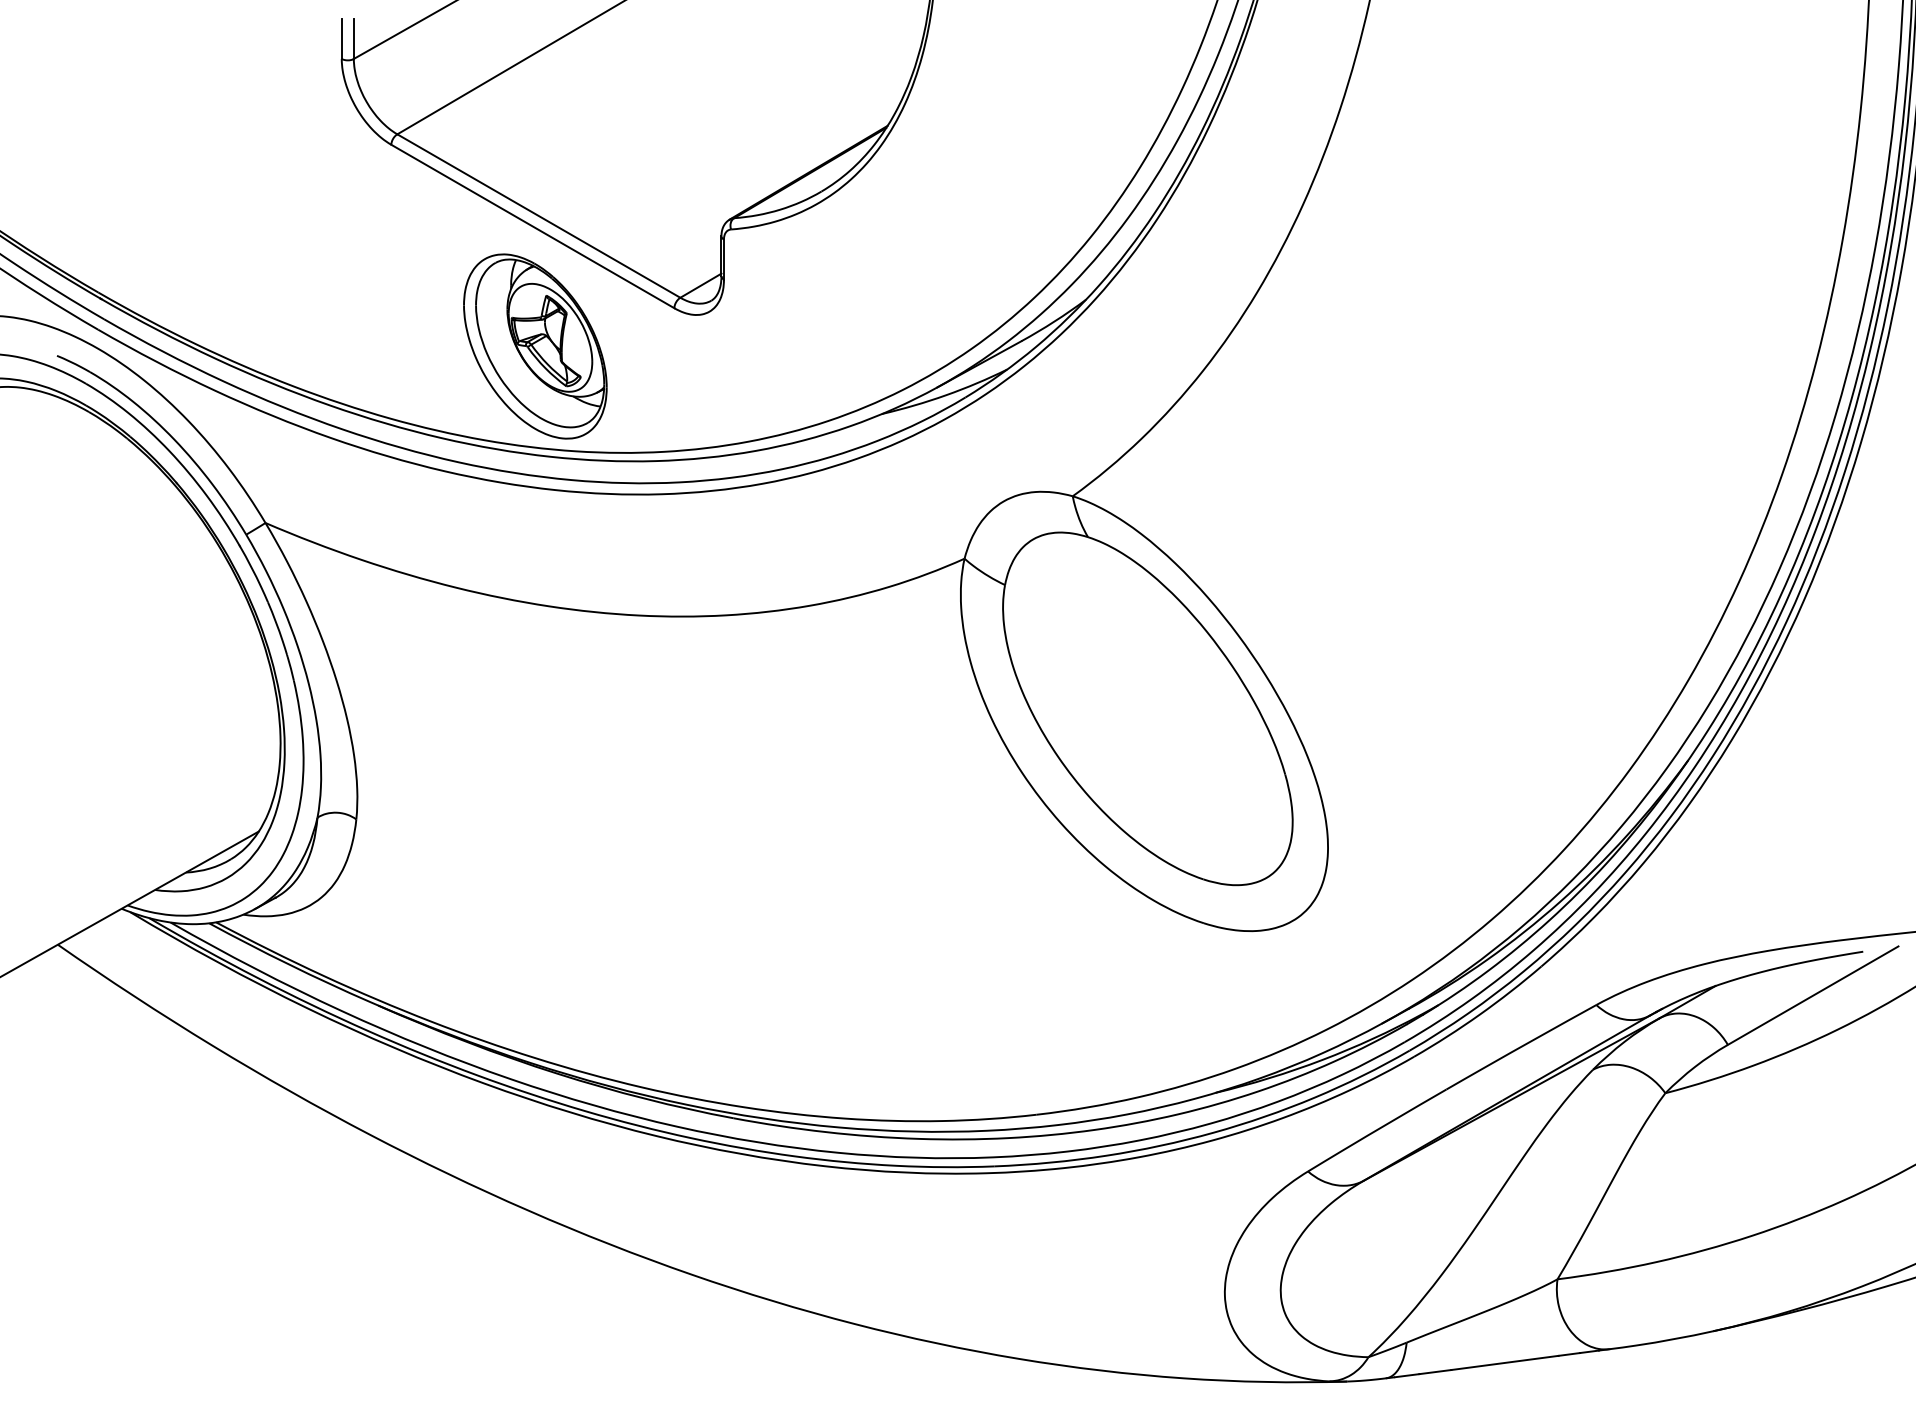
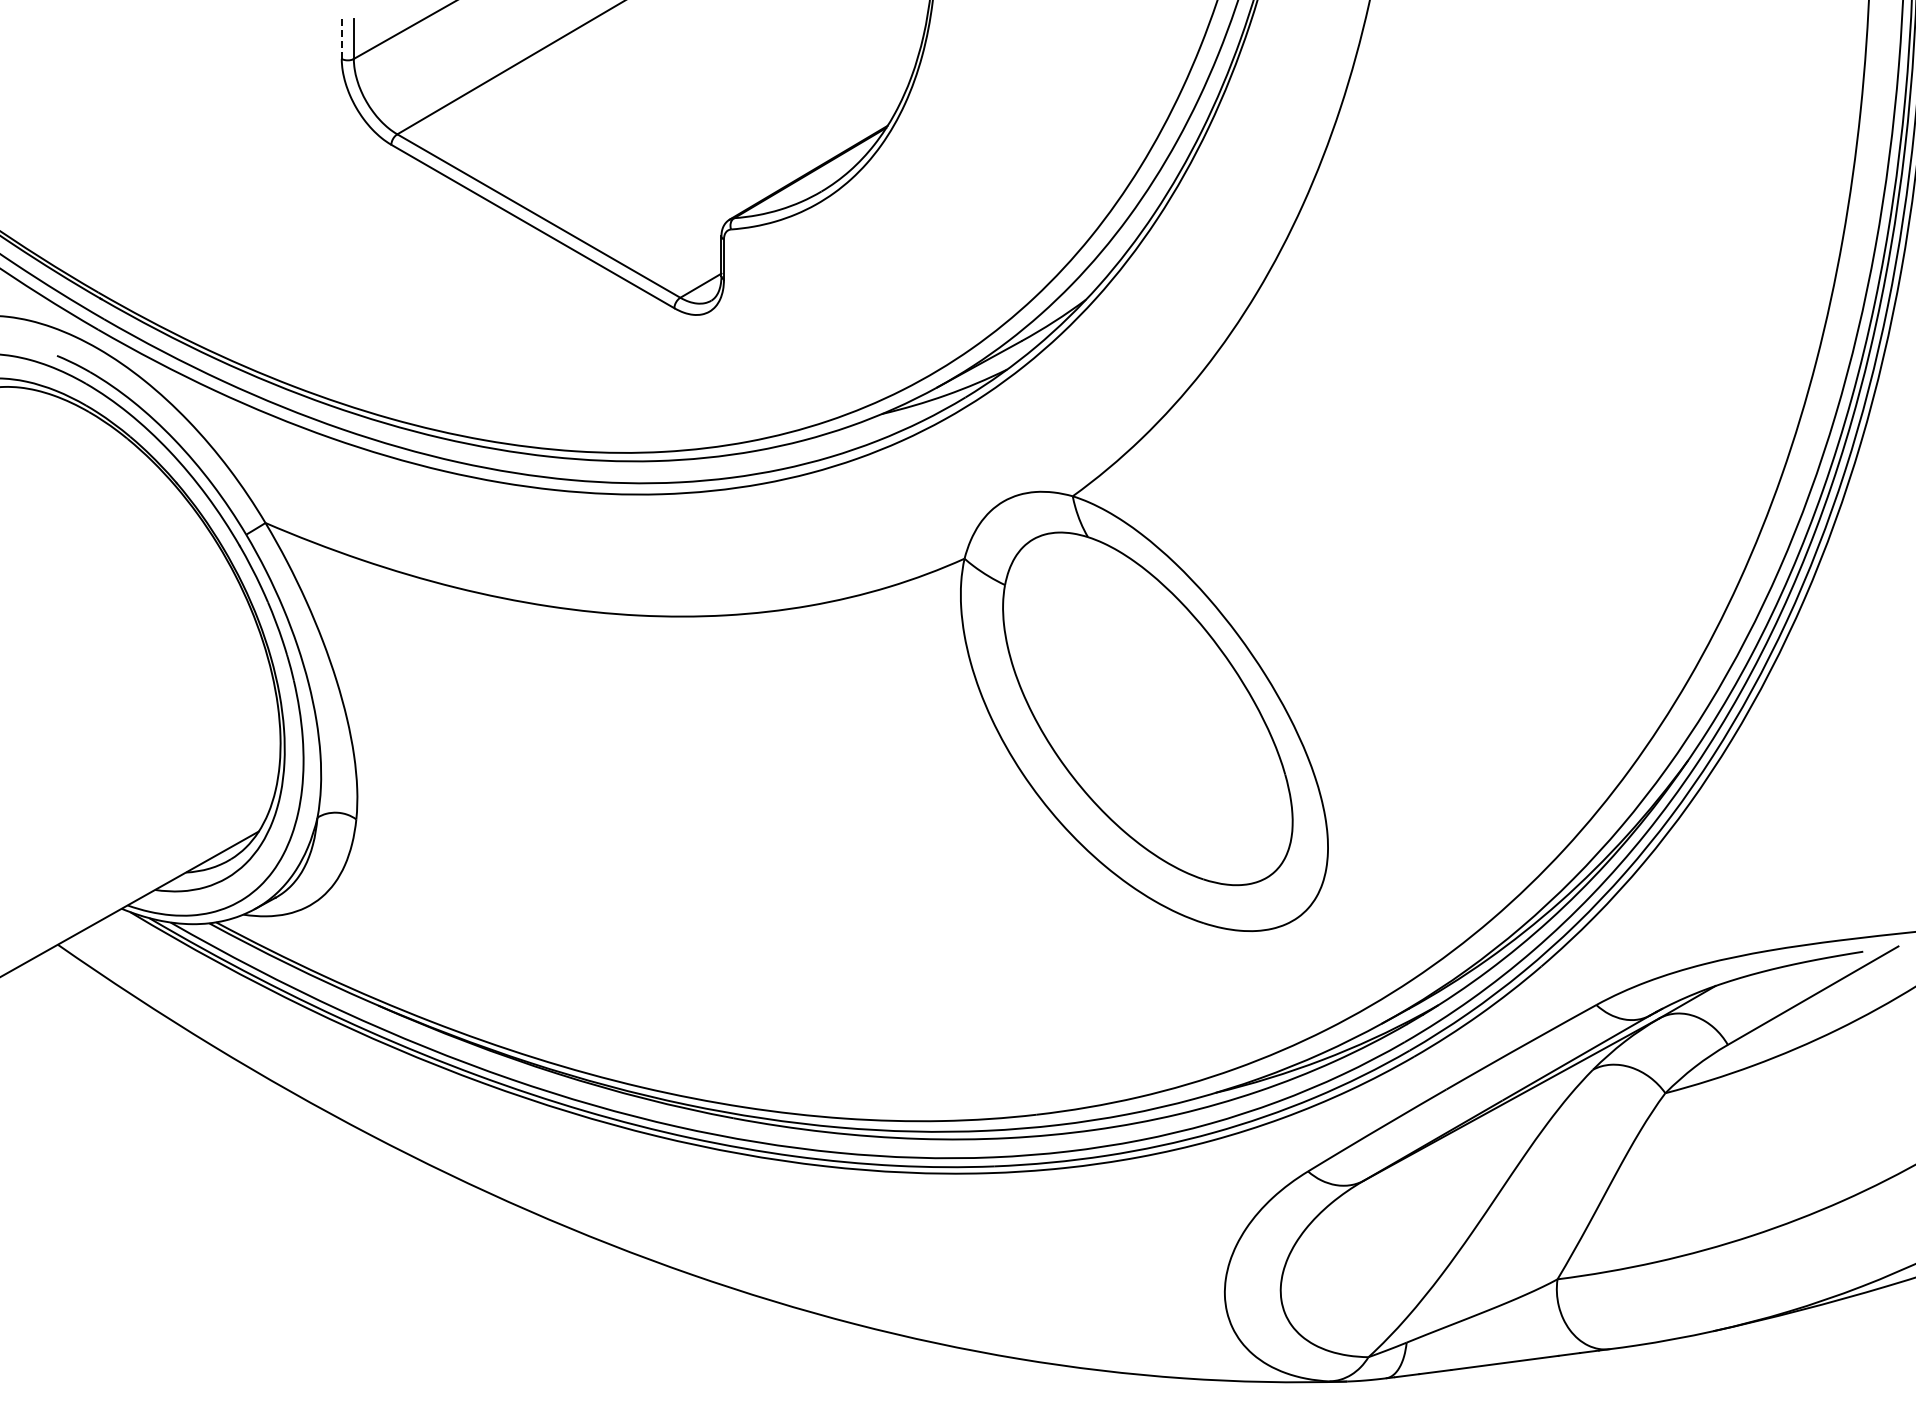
line: solid -> dashed (341, 39)
part: present -> none (535, 346)
